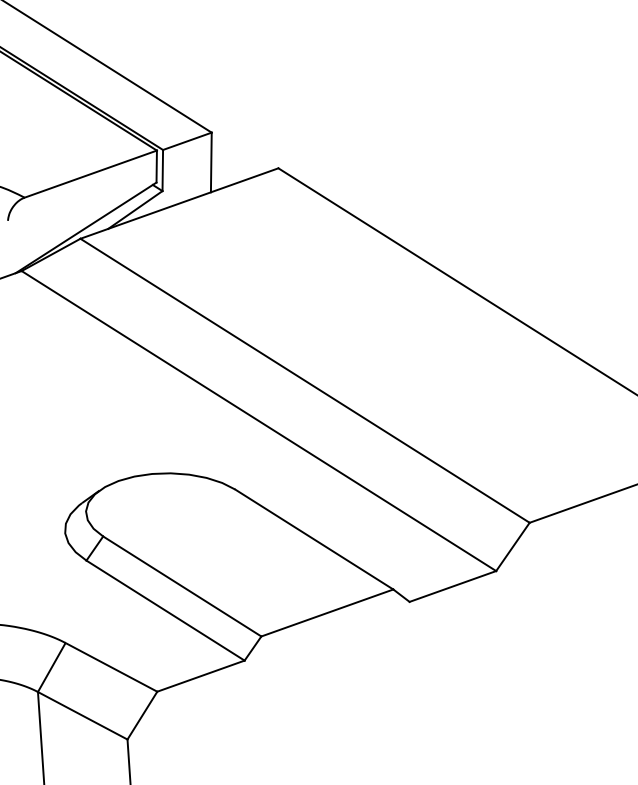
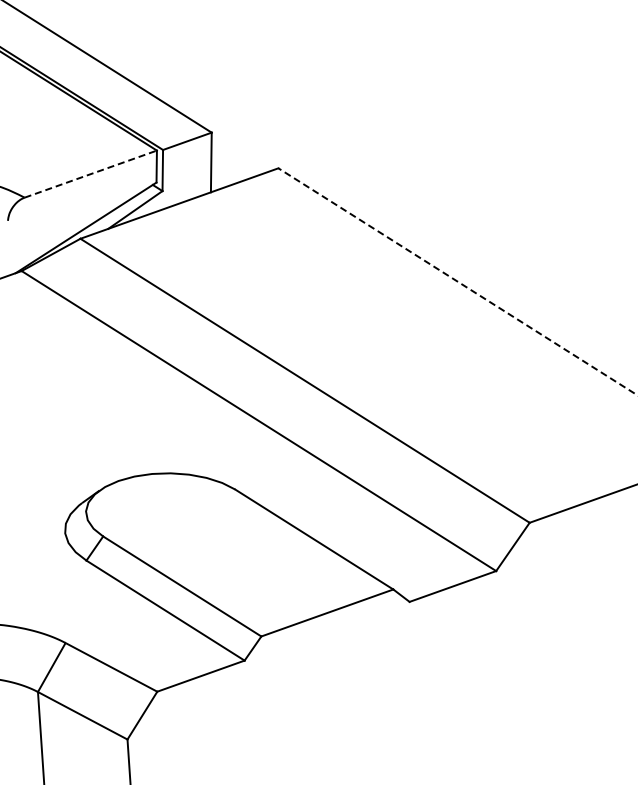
line: solid -> dashed (91, 173)
line: solid -> dashed (457, 281)
